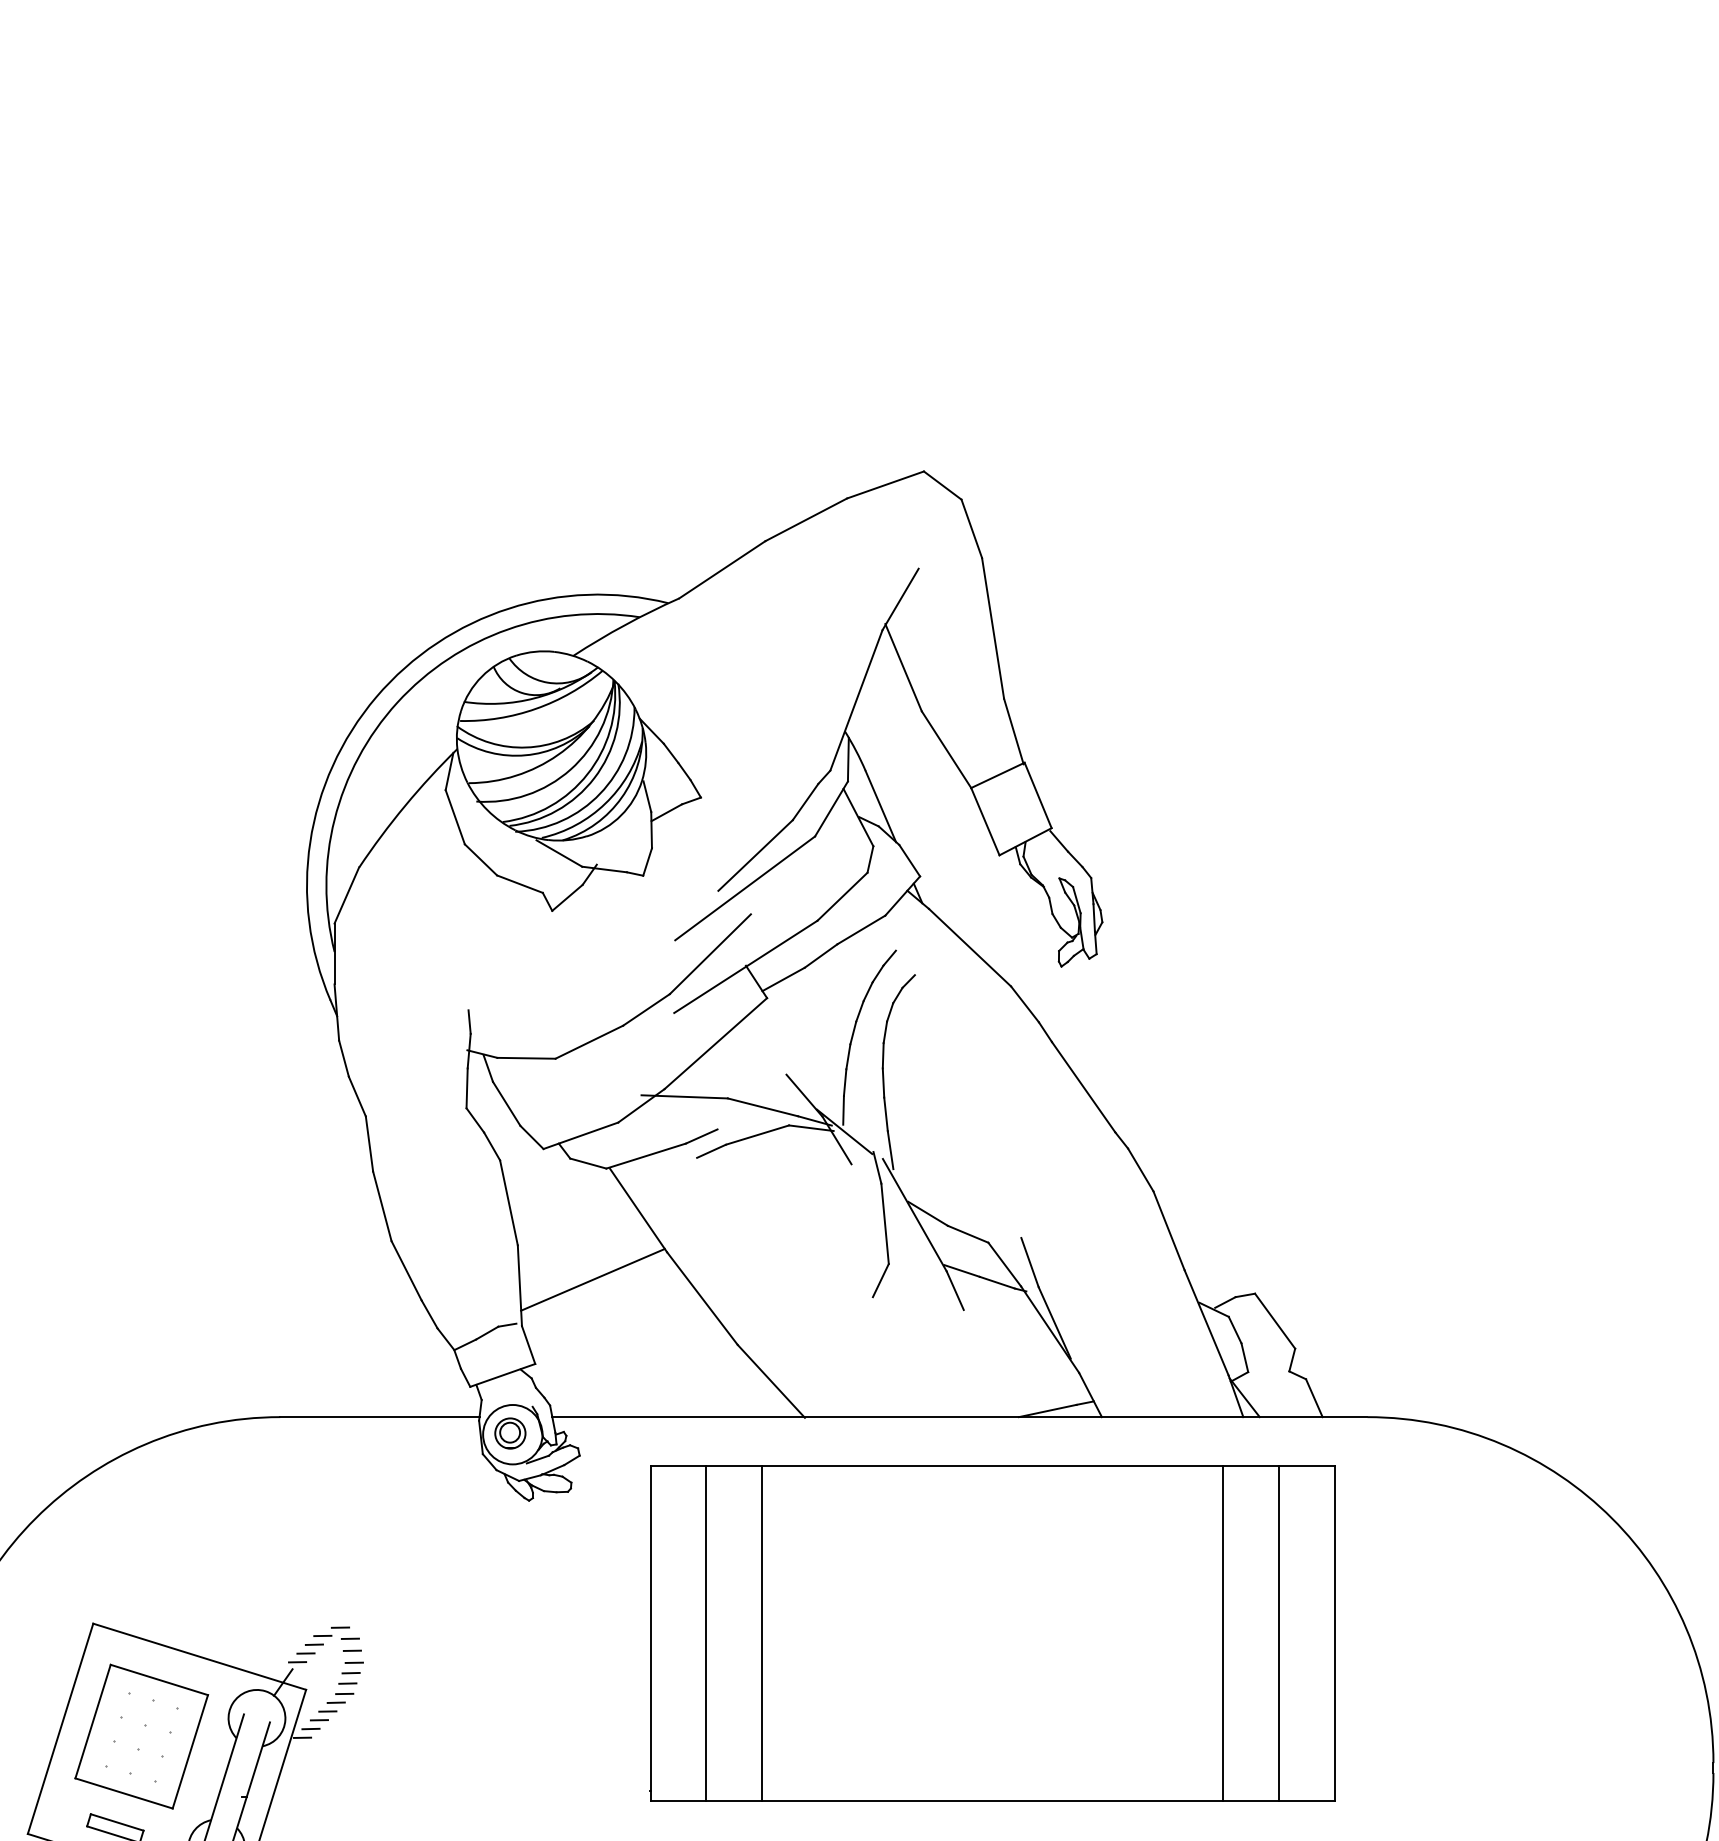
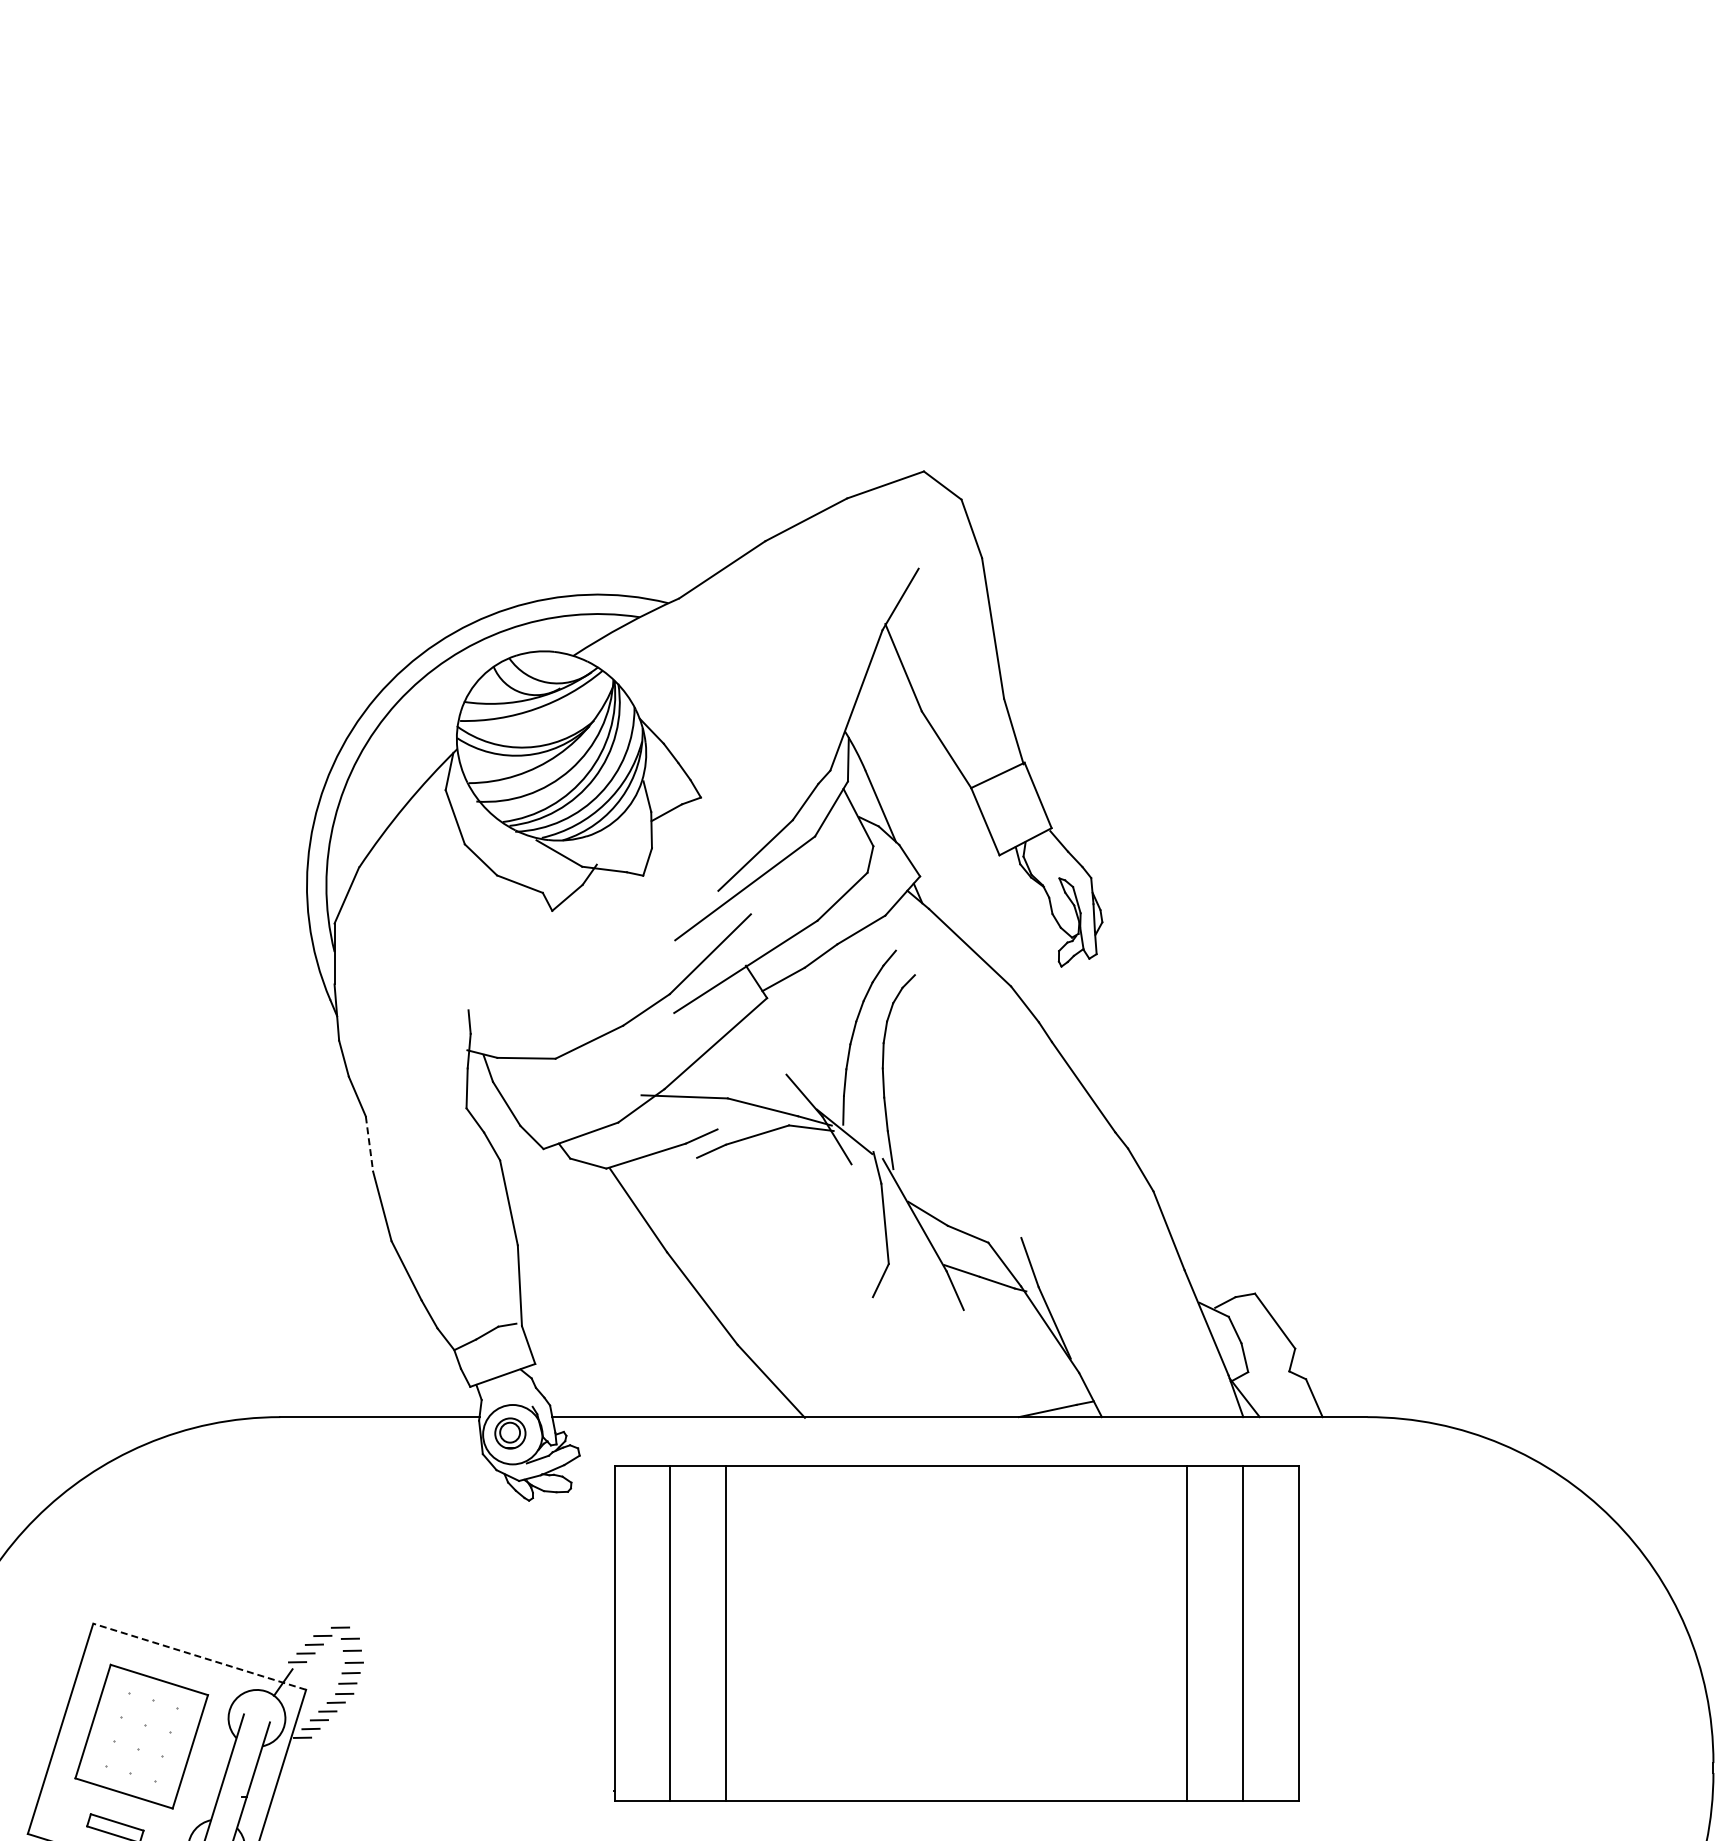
line: solid -> dashed (369, 1144)
line: present -> none (592, 1279)
part position: (992, 1633) -> (956, 1633) (956, 1633)
line: solid -> dashed (199, 1656)
